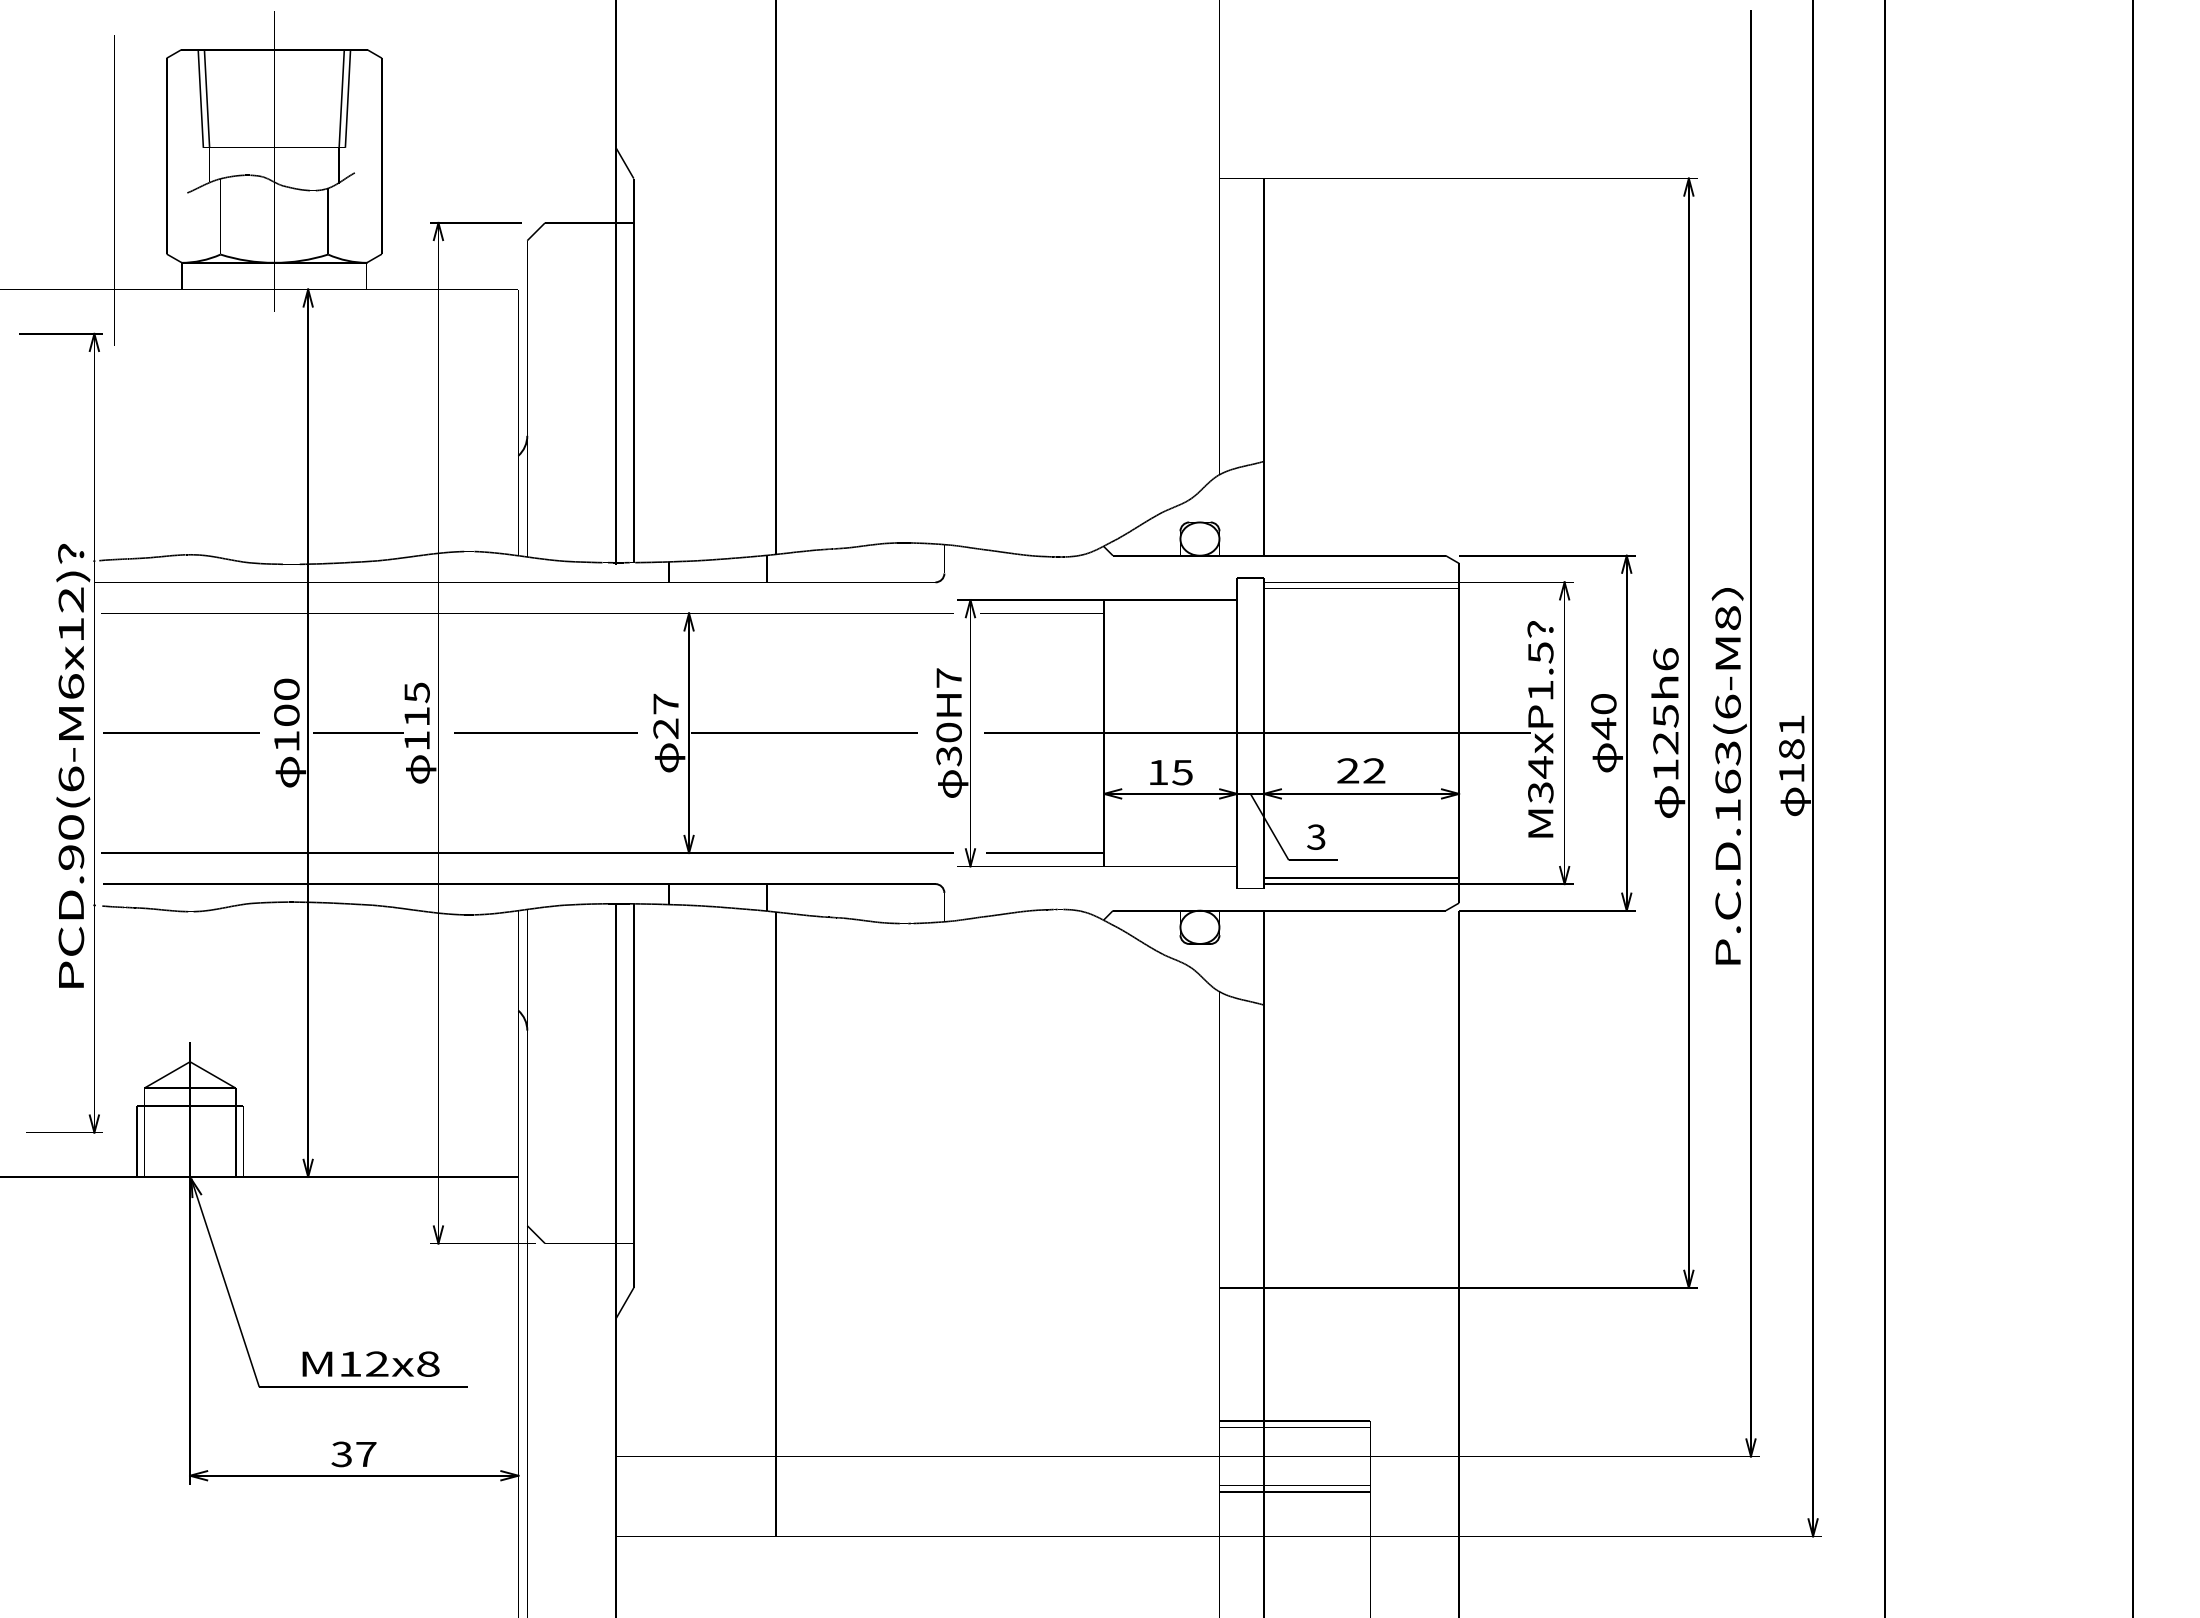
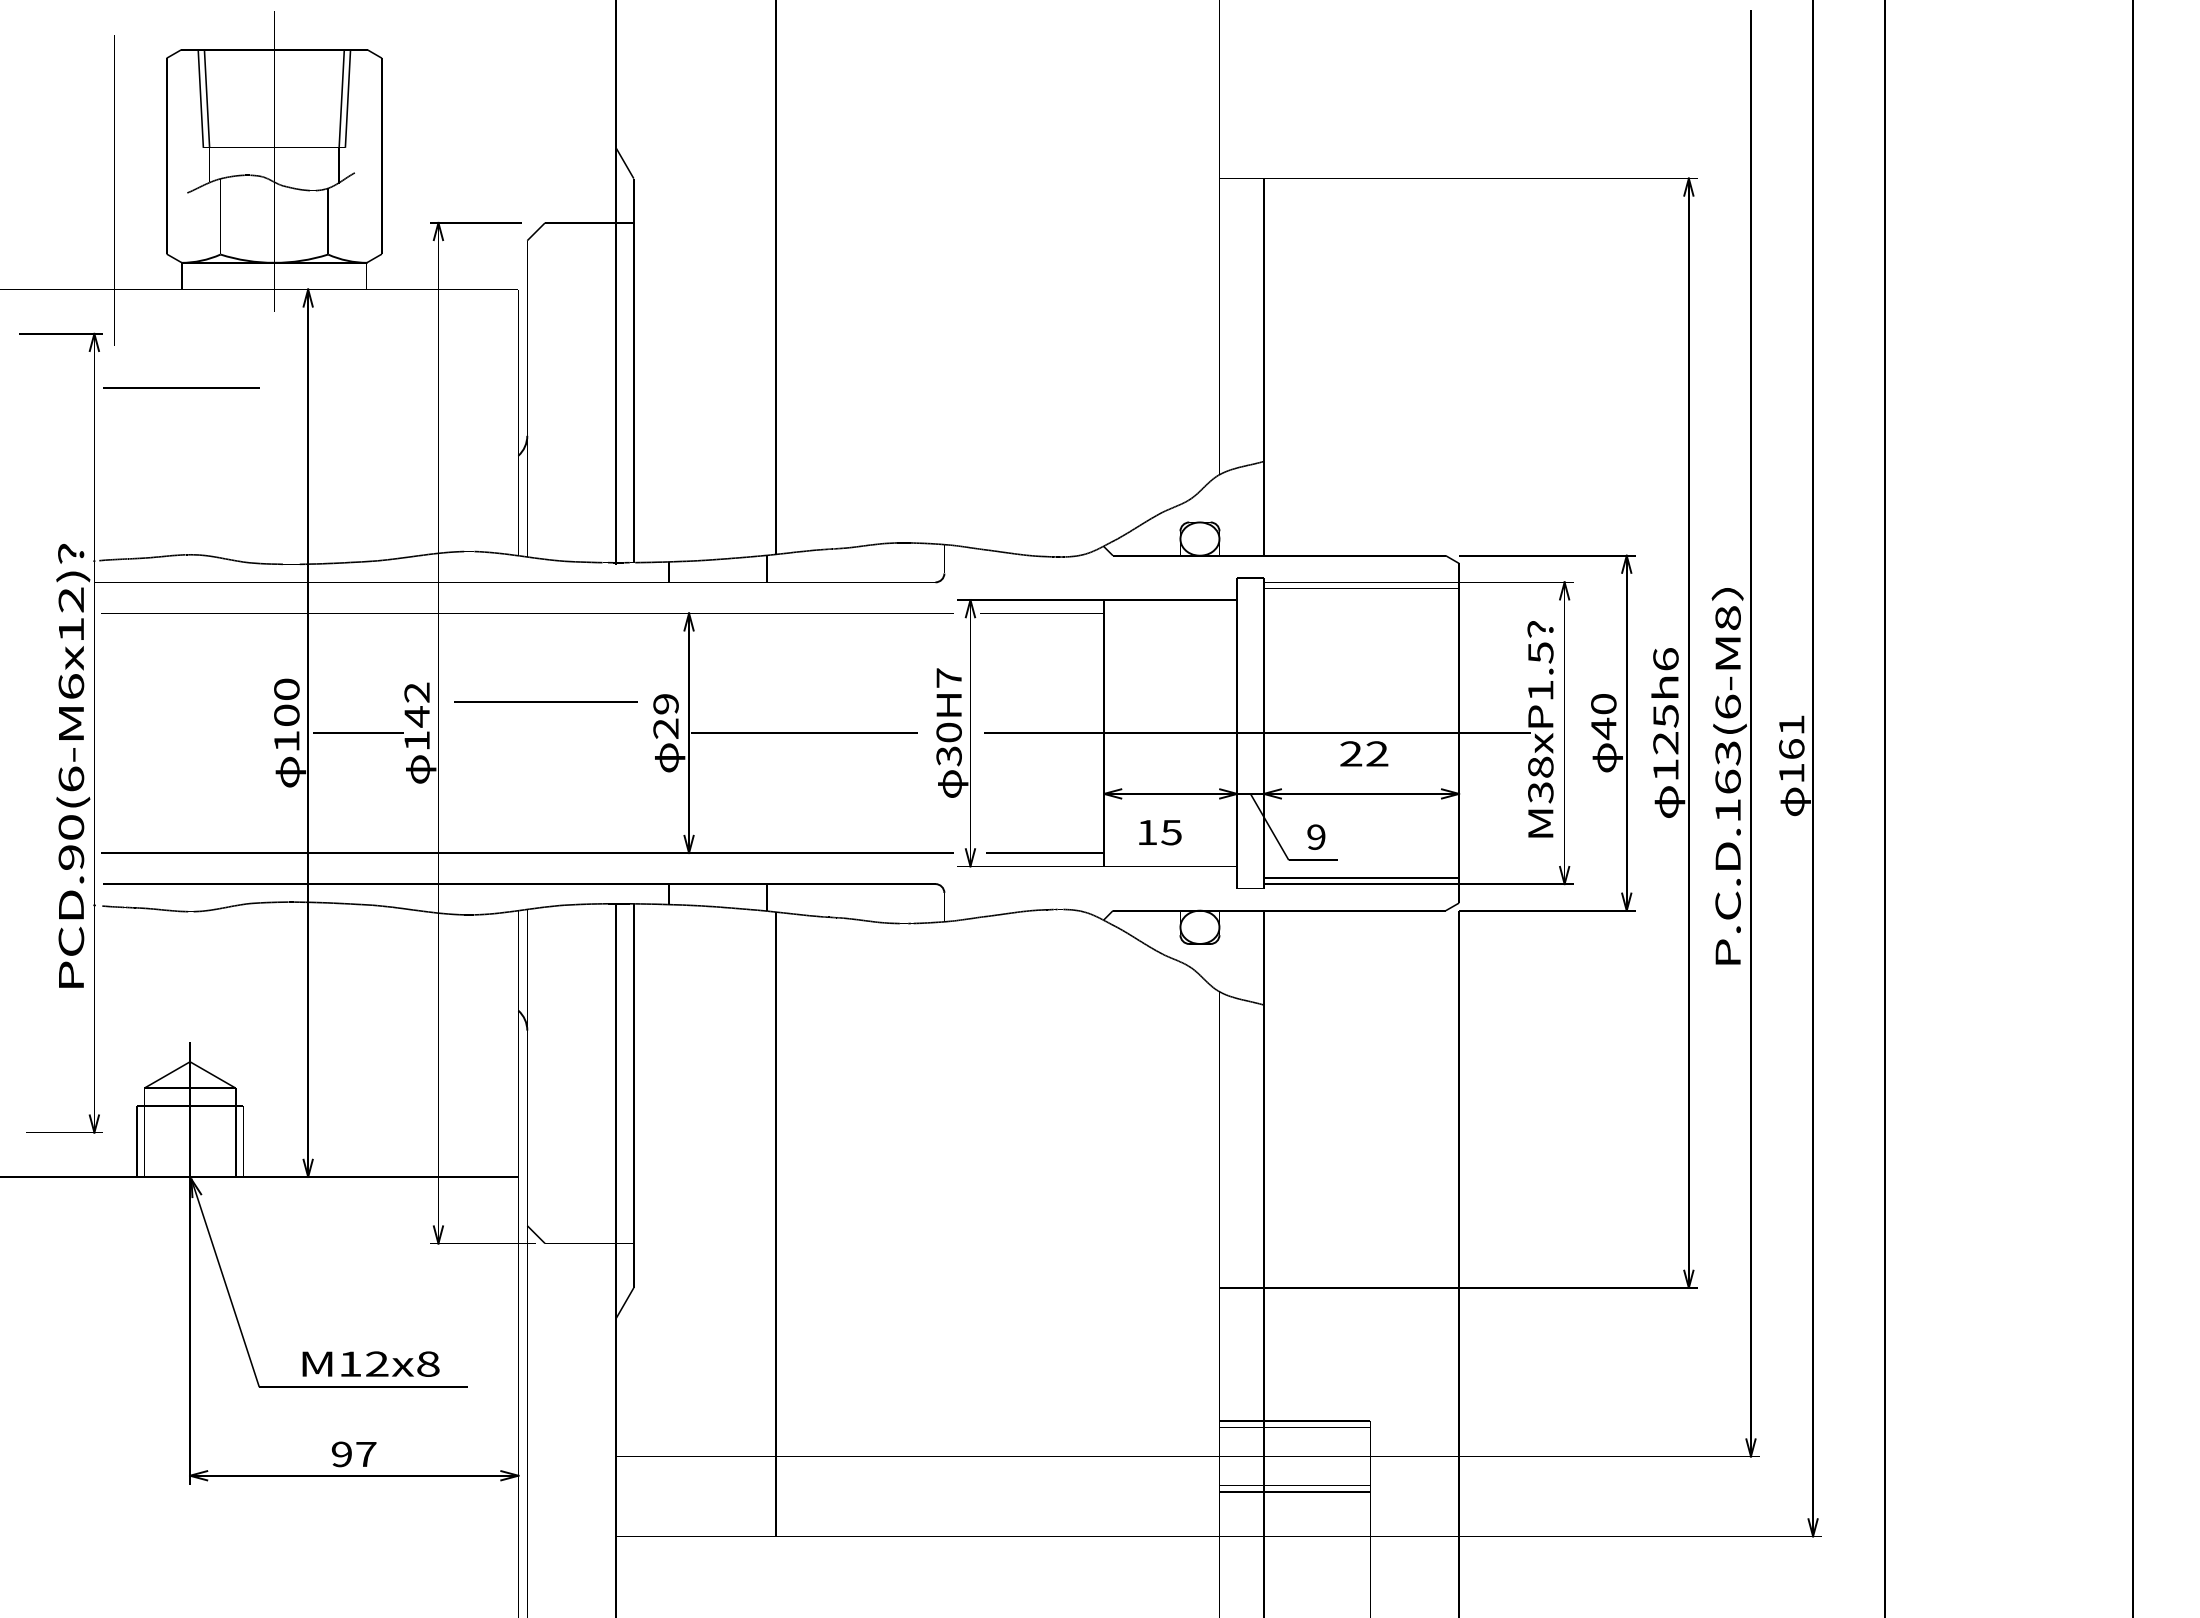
text: 27 -> 29 (665, 703)
text: 115 -> 142 (416, 704)
line position: (181, 732) -> (181, 387) (181, 387)
line position: (545, 732) -> (545, 701) (545, 701)
text: 181 -> 161 (1791, 749)
text: M34xP1.5^V -> M38xP1.5^V (1540, 767)
text position: (1361, 770) -> (1364, 753) (1364, 753)
text position: (1171, 772) -> (1160, 832) (1160, 832)
text: 3 -> 9 (1316, 836)
text: 37 -> 97 (341, 1454)
